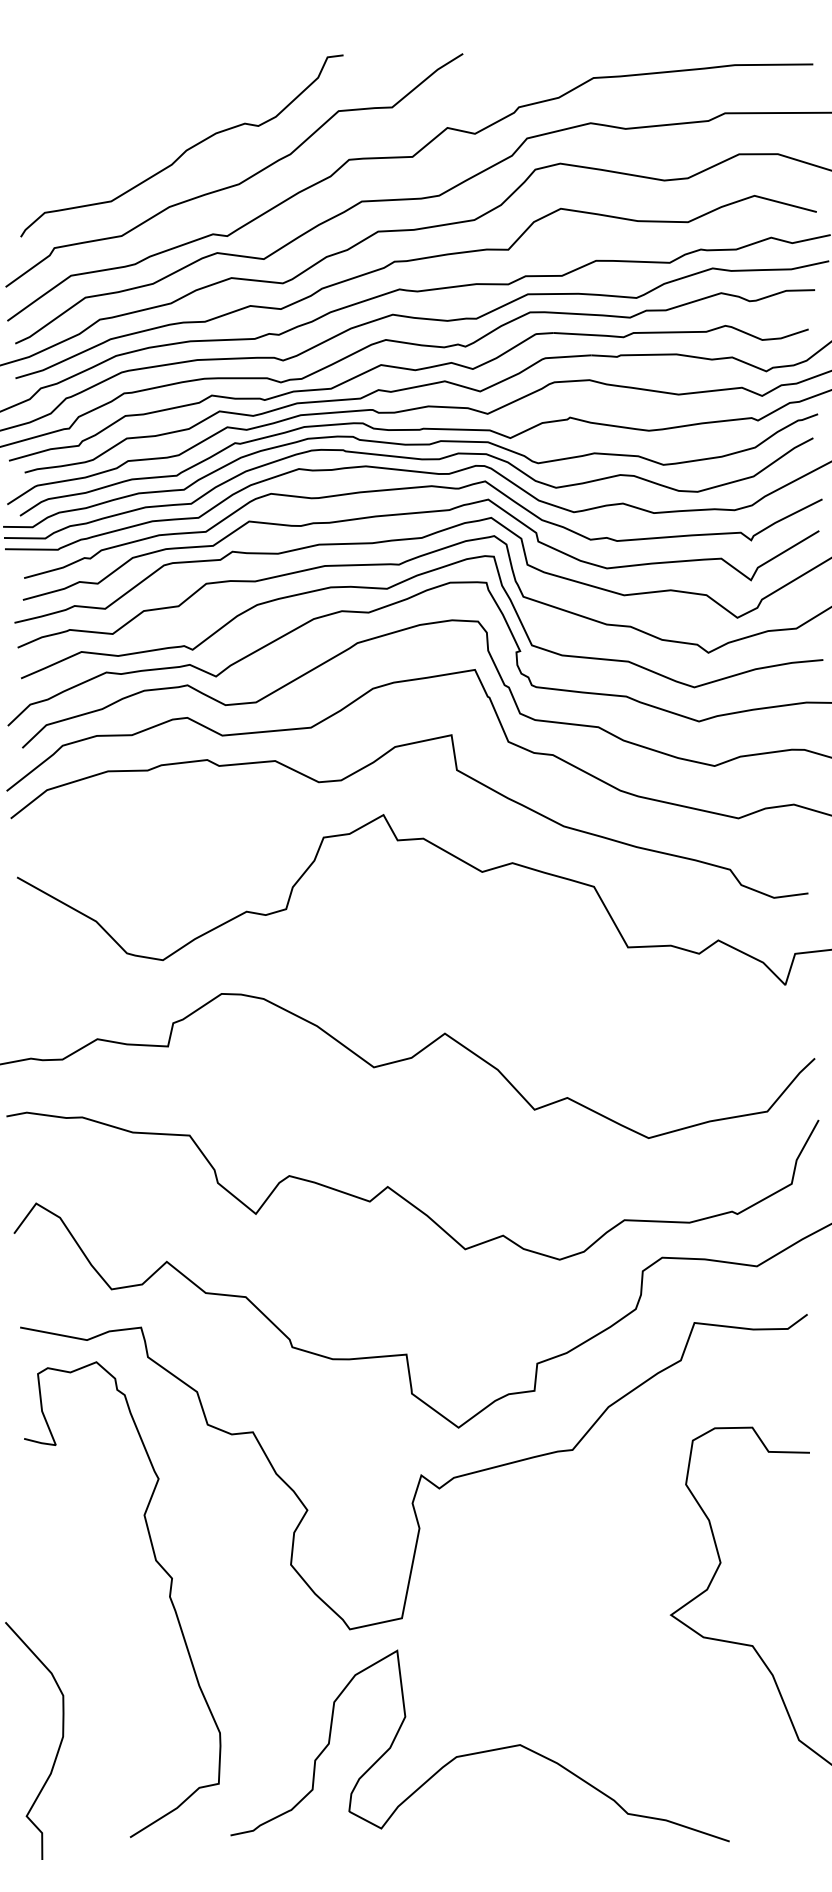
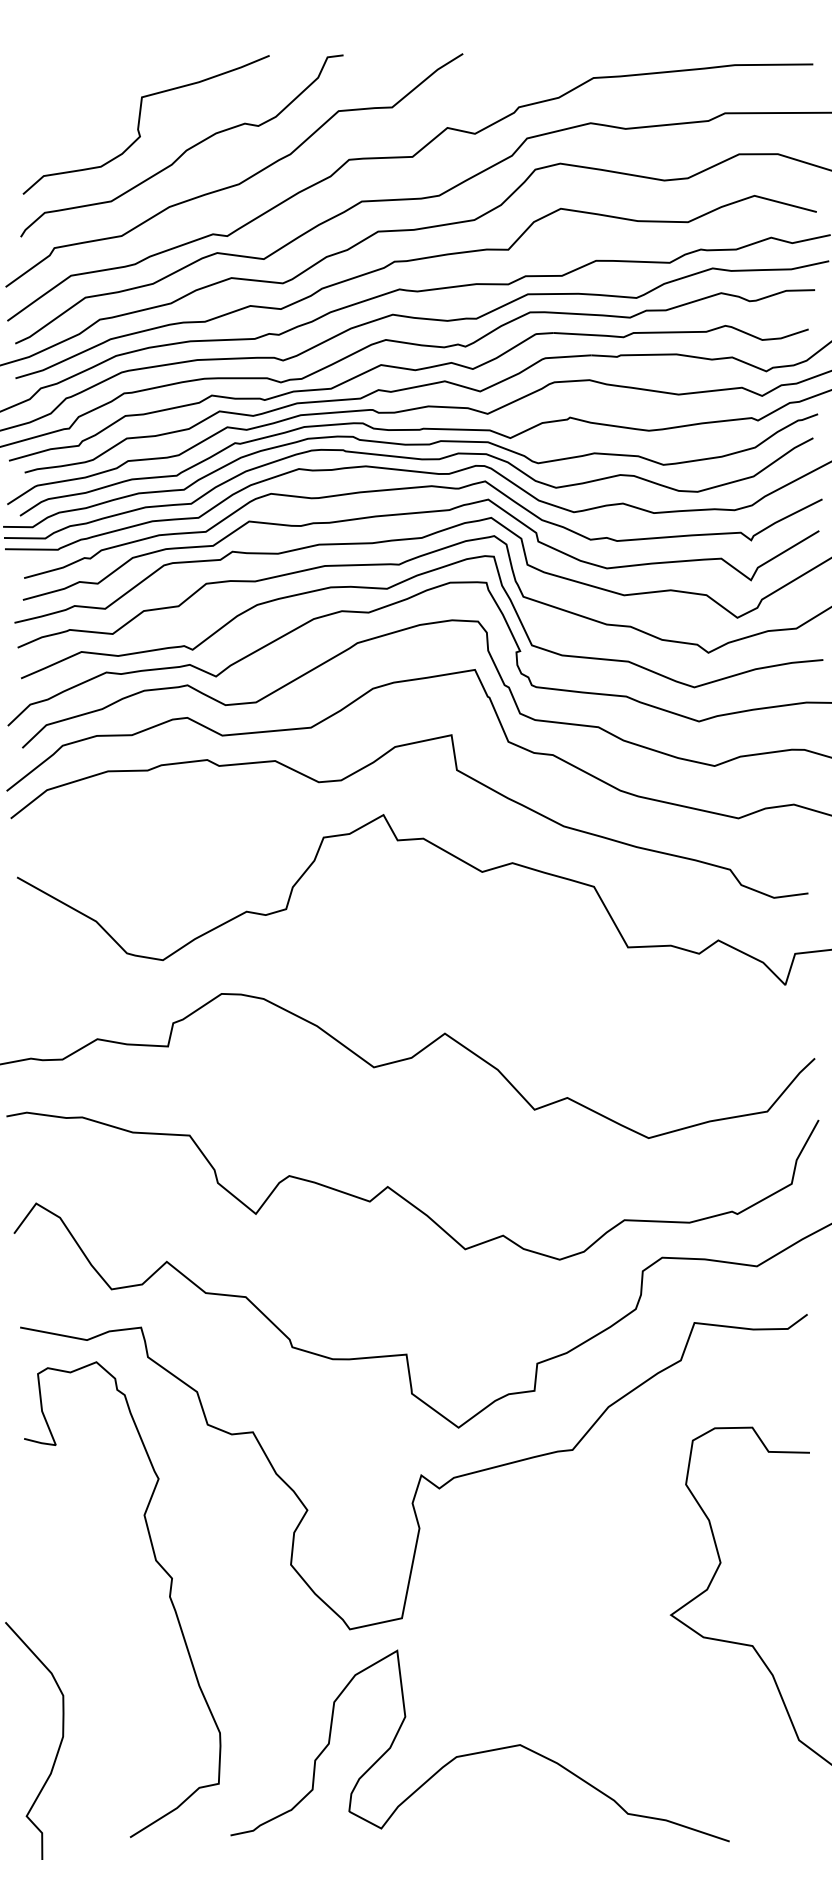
curve: none -> present (139, 124)
